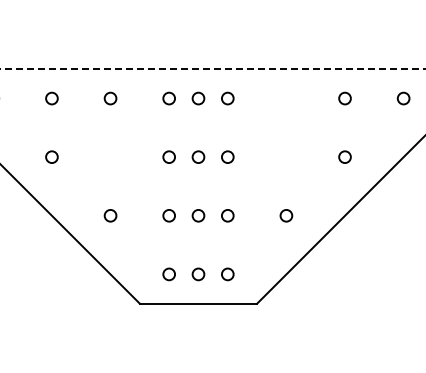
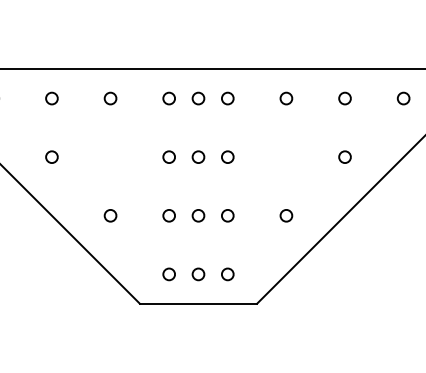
line: dashed -> solid (212, 69)
circle: none -> present (286, 98)
